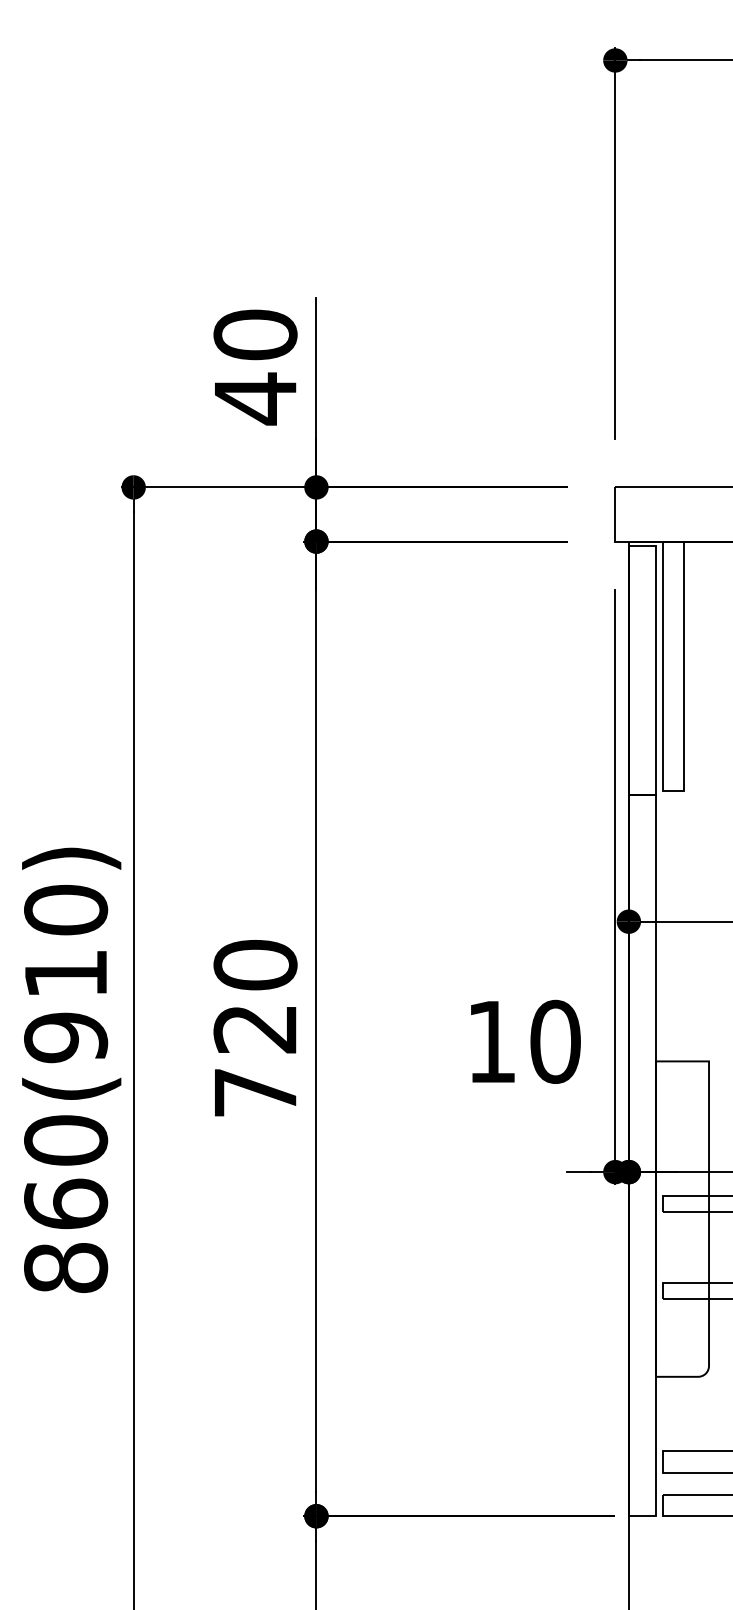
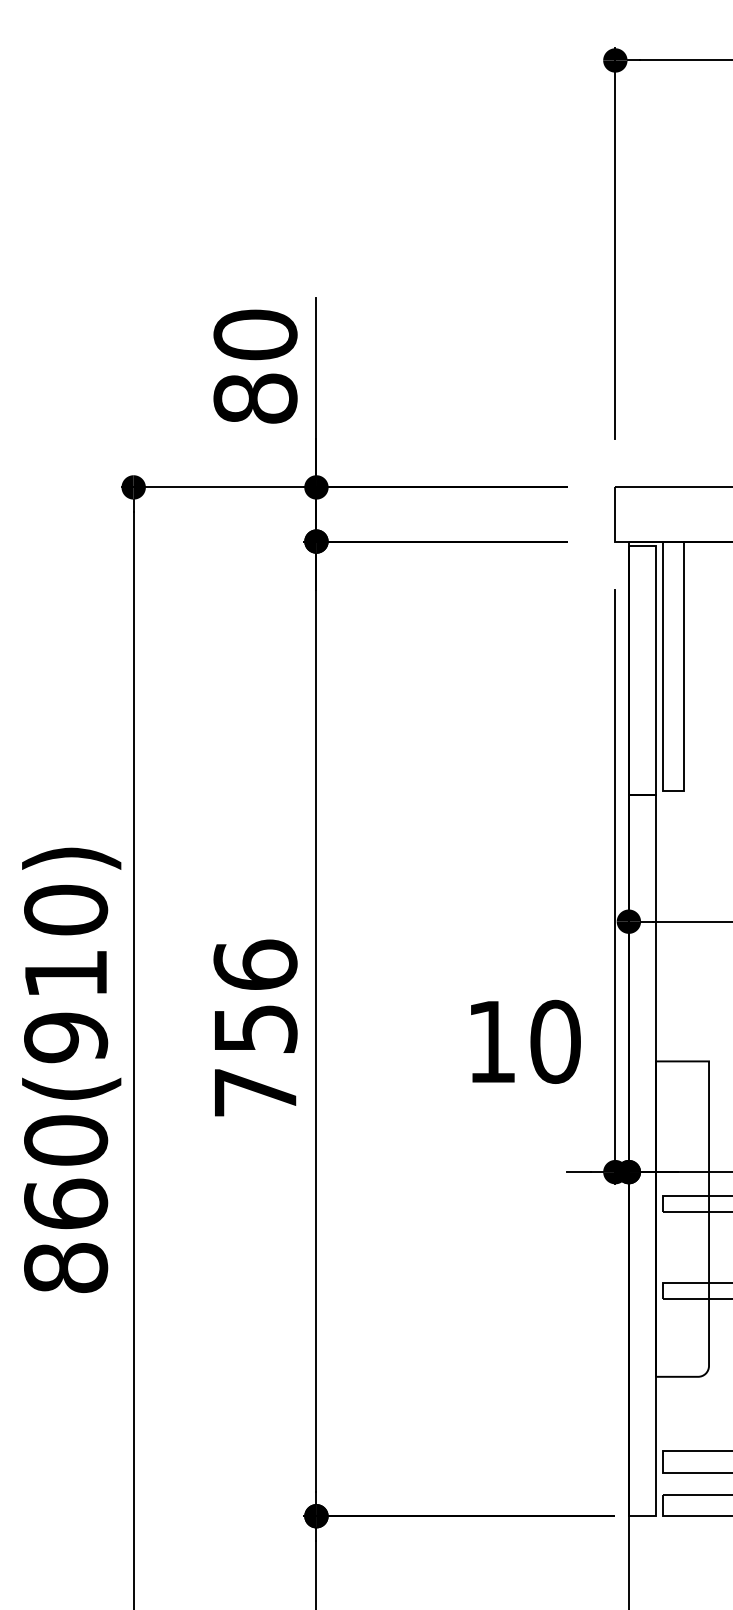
text: 40 -> 80 (255, 398)
text: 720 -> 756 (255, 996)
